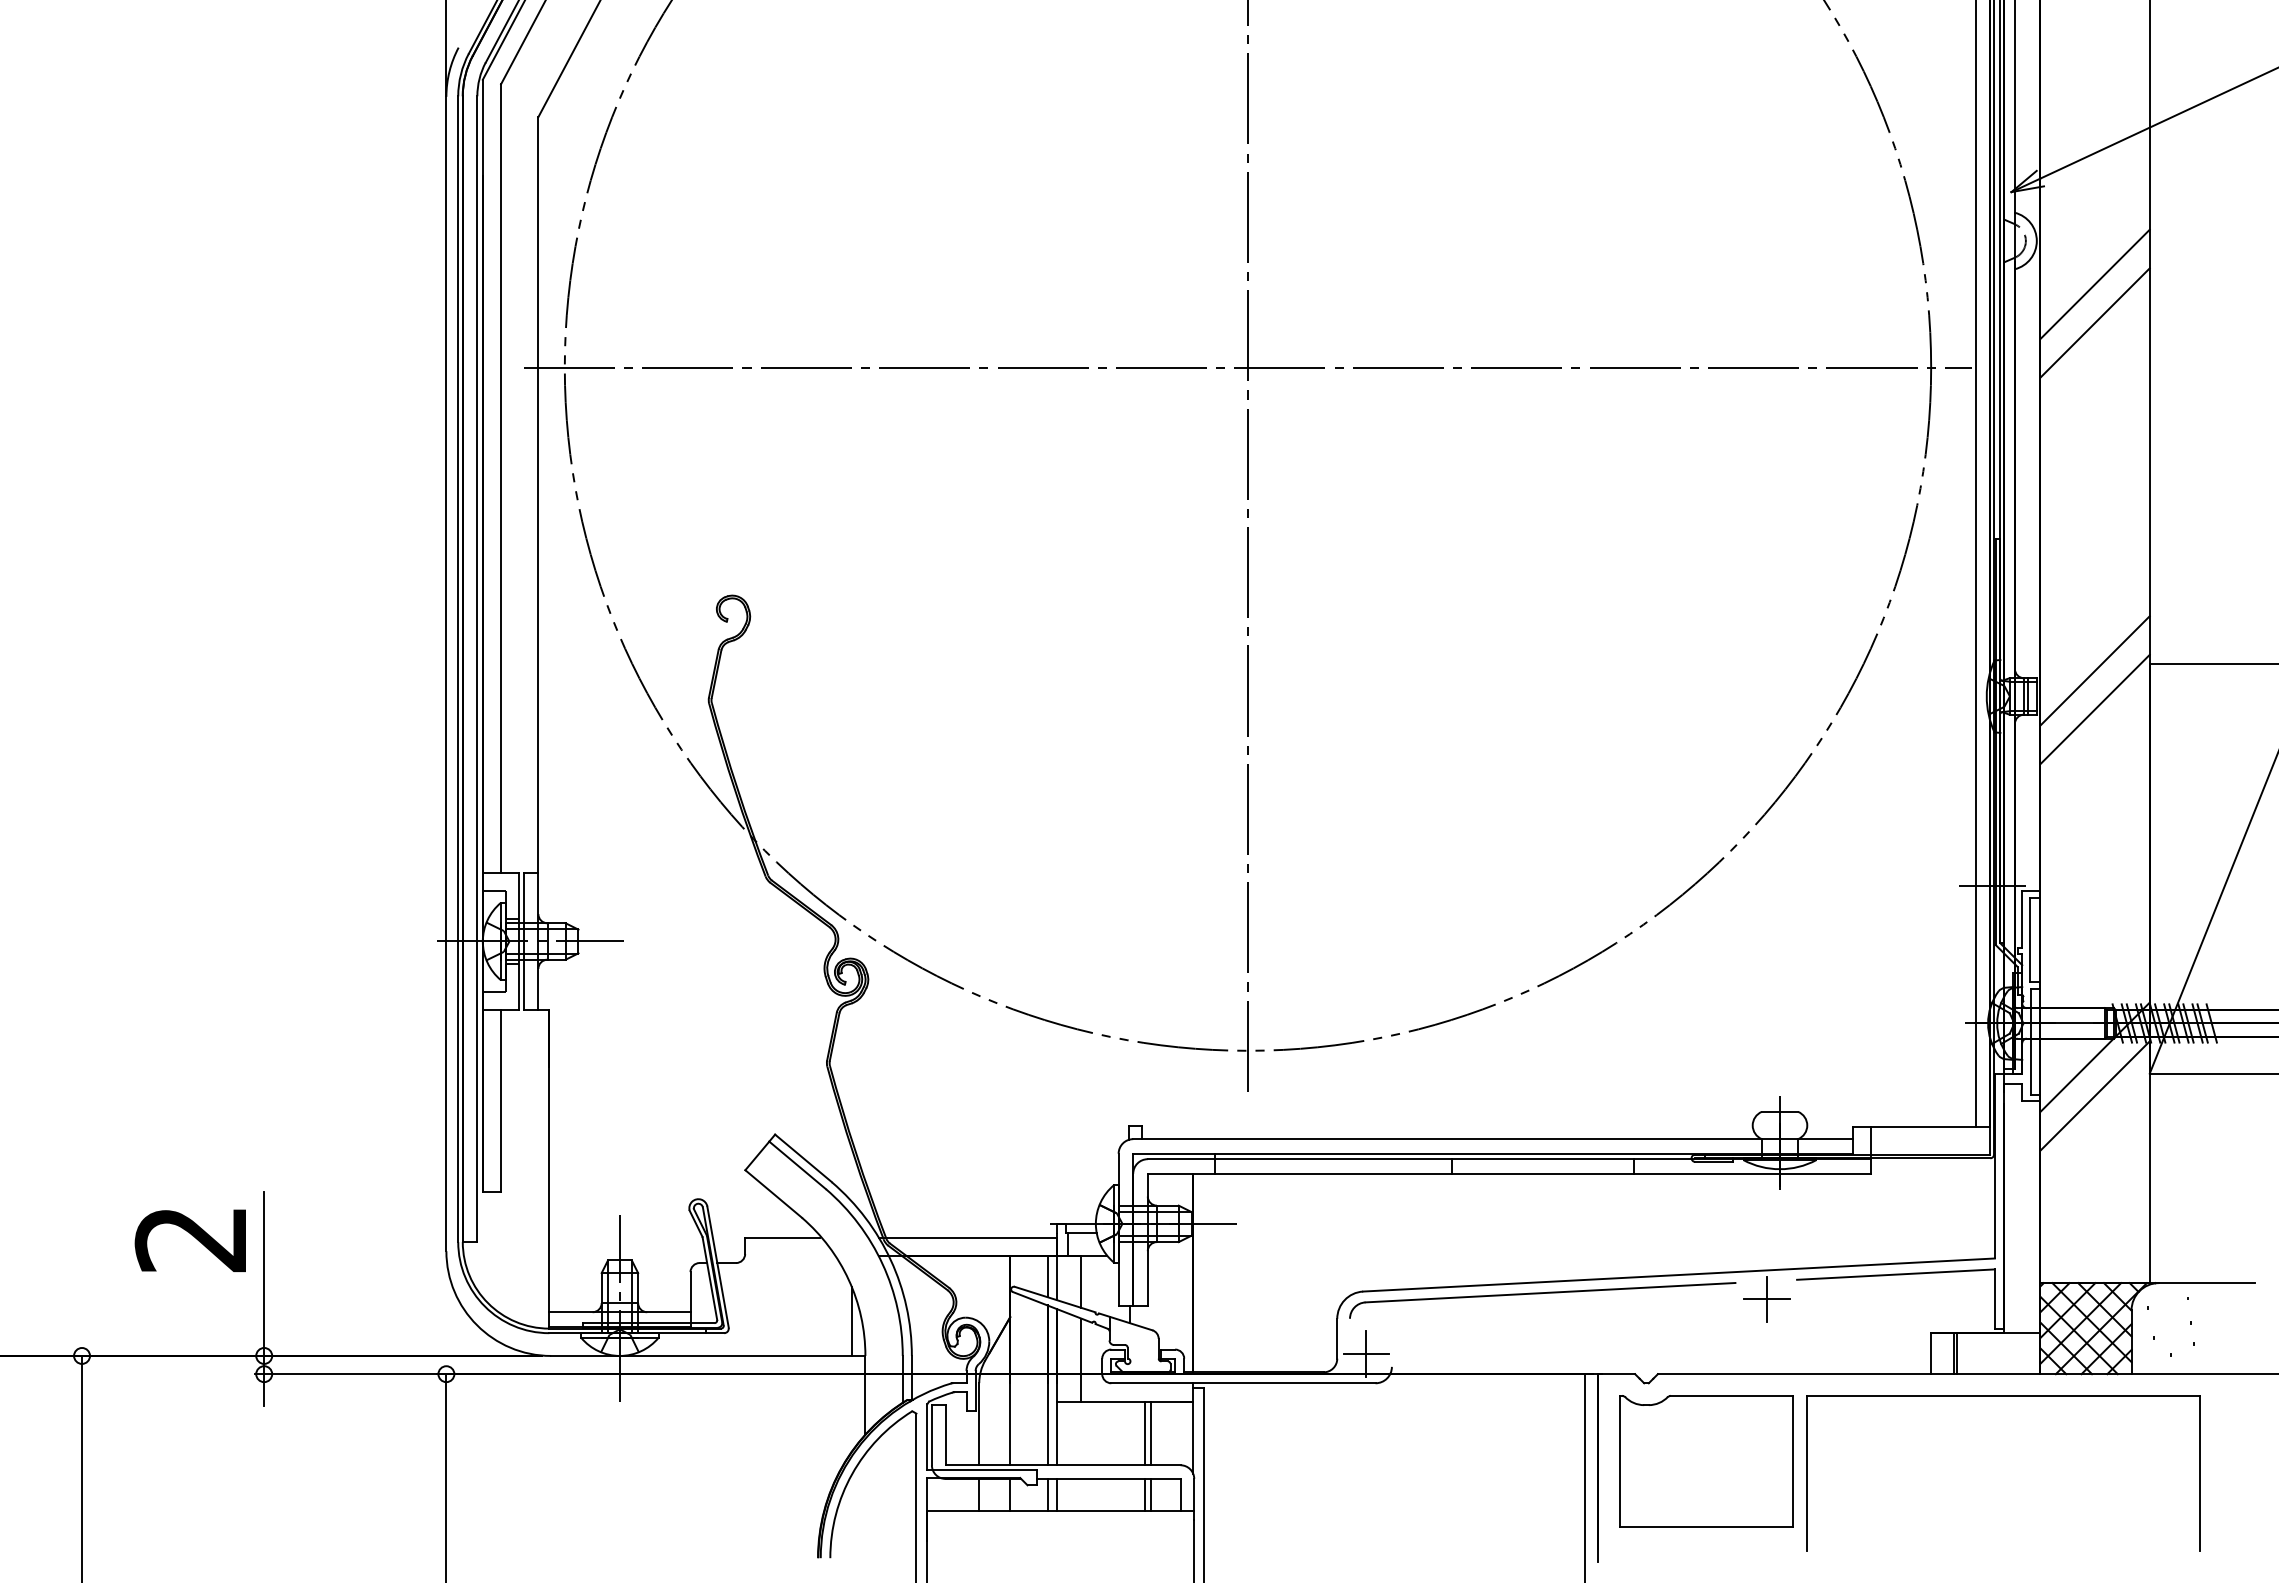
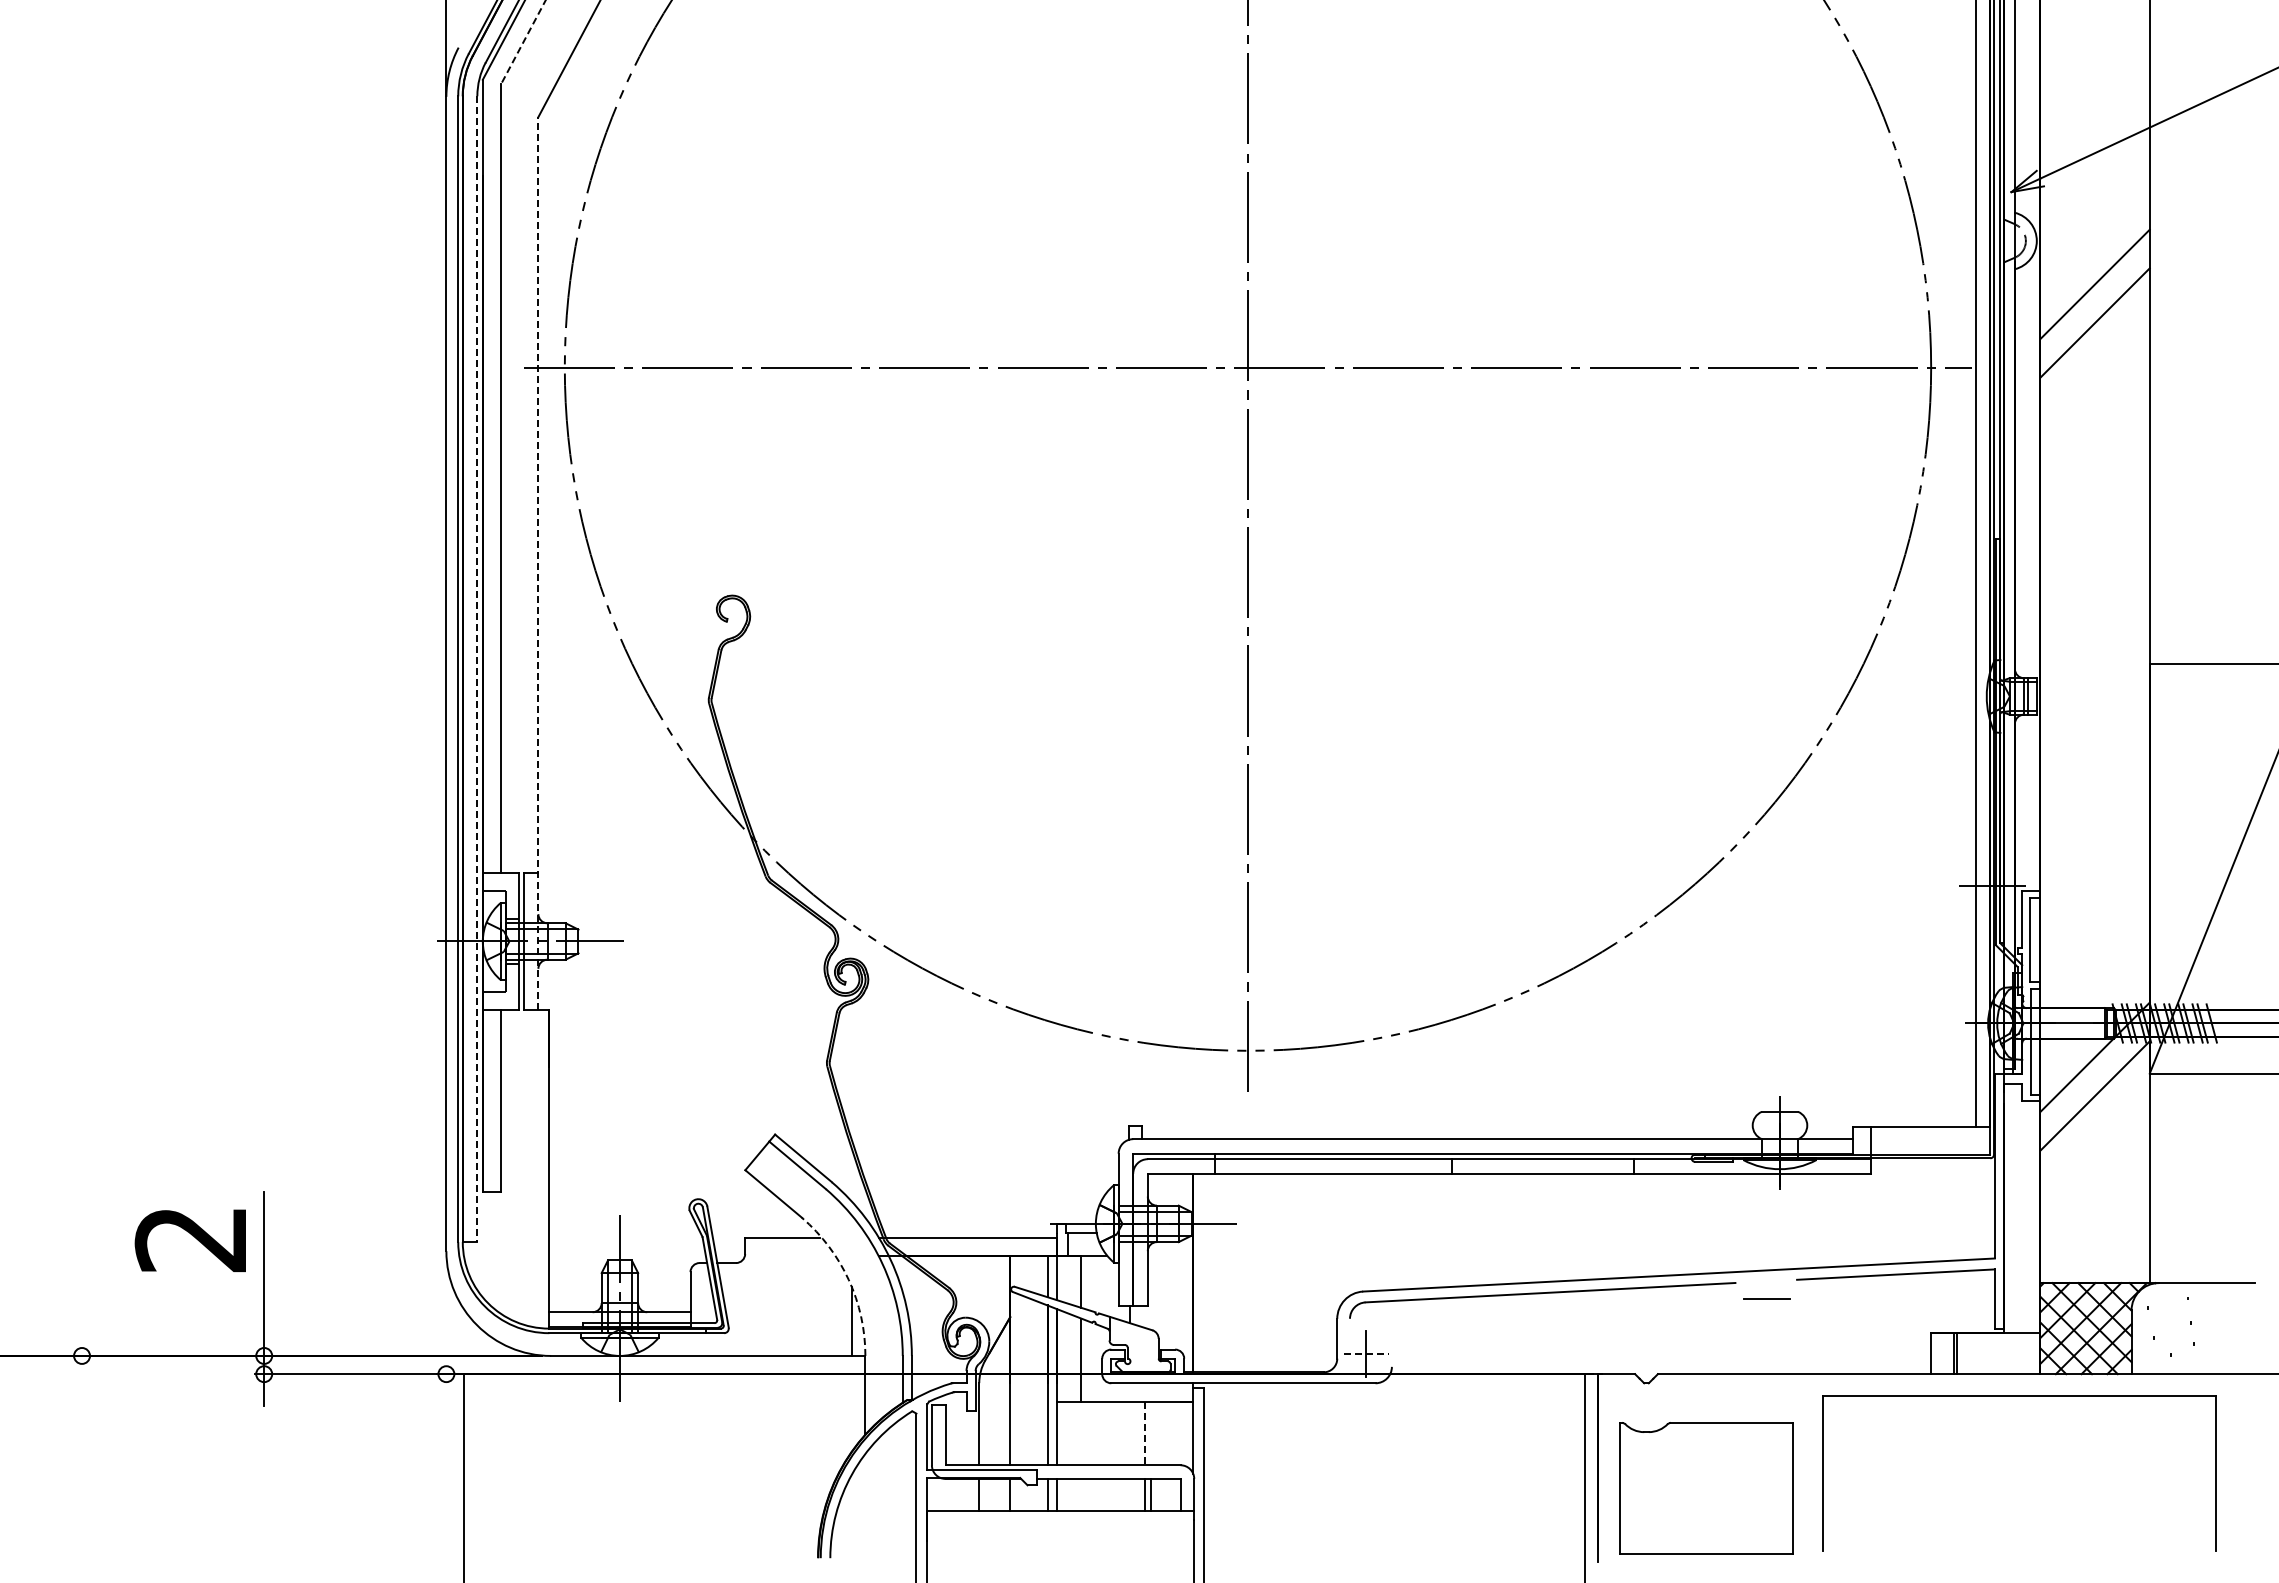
line: solid -> dashed (523, 42)
line: solid -> dashed (538, 562)
line: solid -> dashed (477, 669)
line: present -> none (2094, 670)
line: present -> none (2094, 709)
arc: solid -> dashed (848, 1279)
line: present -> none (1767, 1299)
line: solid -> dashed (1366, 1354)
part position: (2003, 1396) -> (2019, 1396) (2019, 1396)
line: solid -> dashed (1145, 1433)
line: present -> none (1150, 1433)
part position: (1706, 1461) -> (1706, 1488) (1706, 1488)
line: present -> none (82, 1467)
line position: (446, 1476) -> (464, 1476) (464, 1476)
